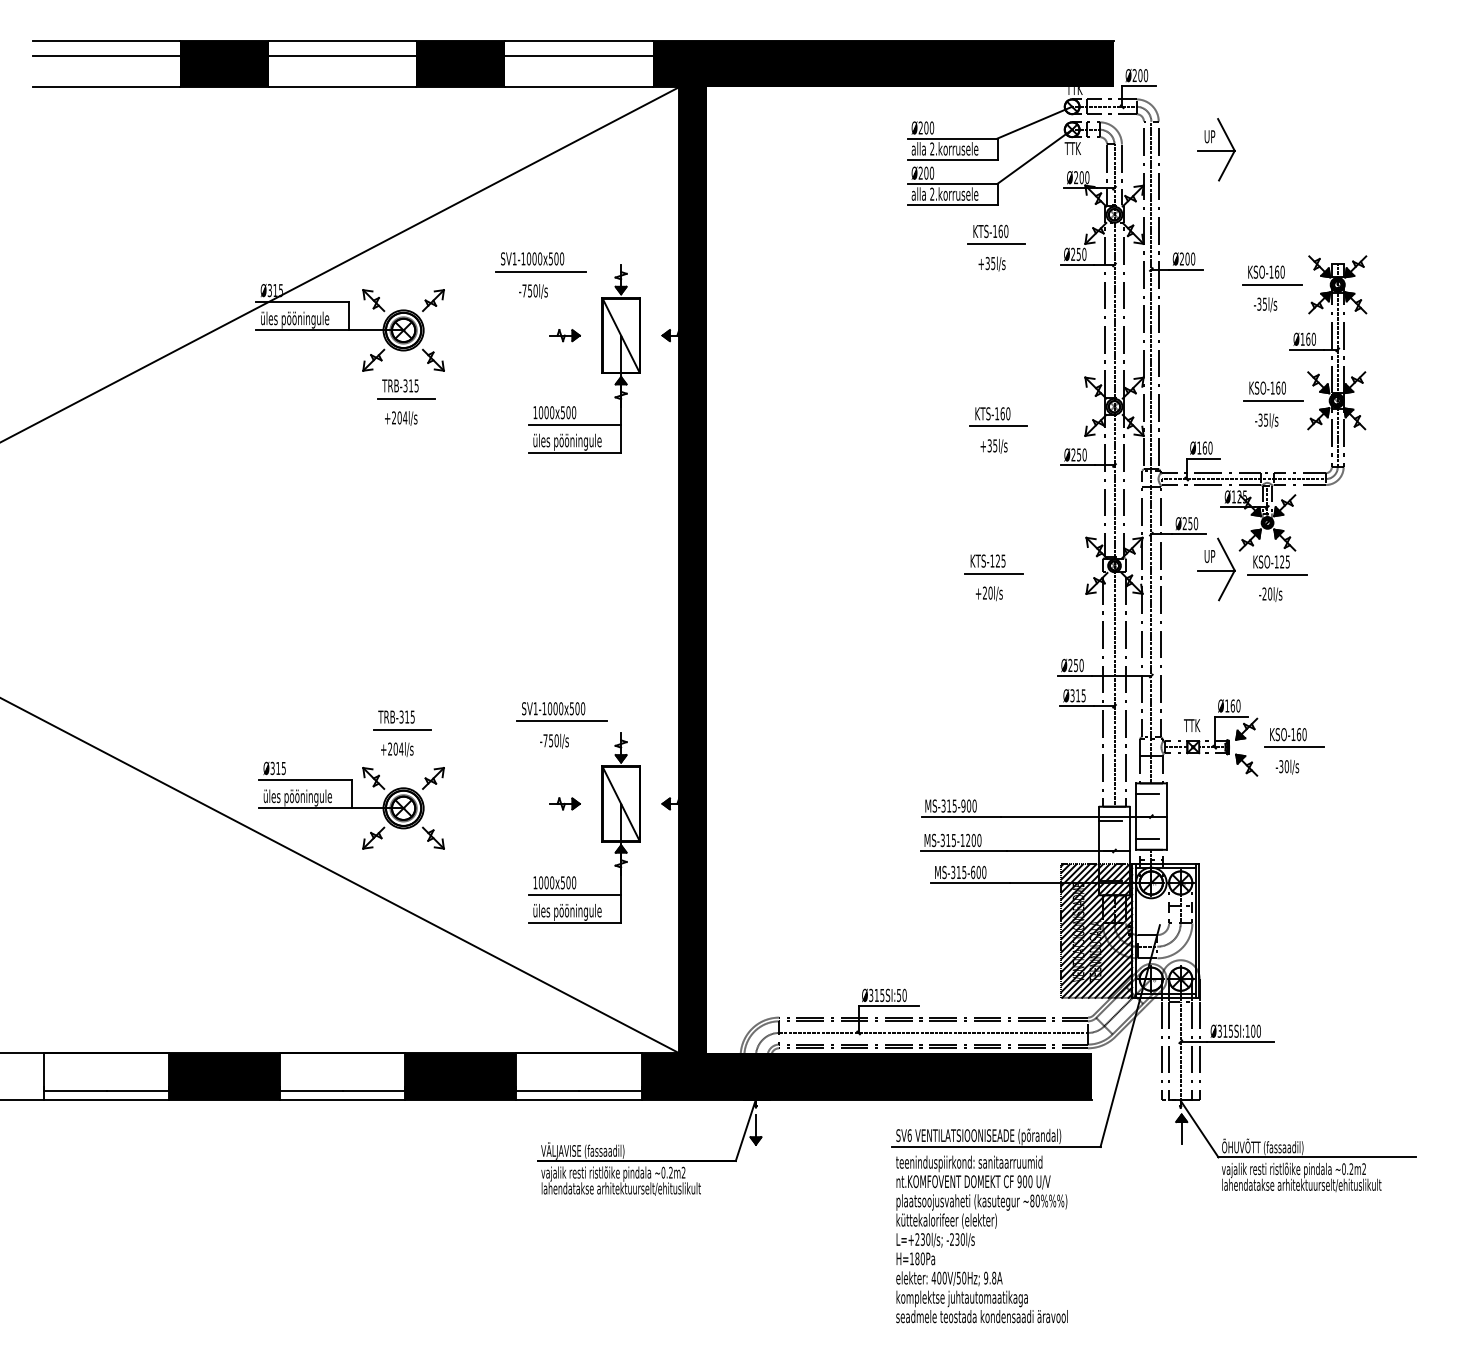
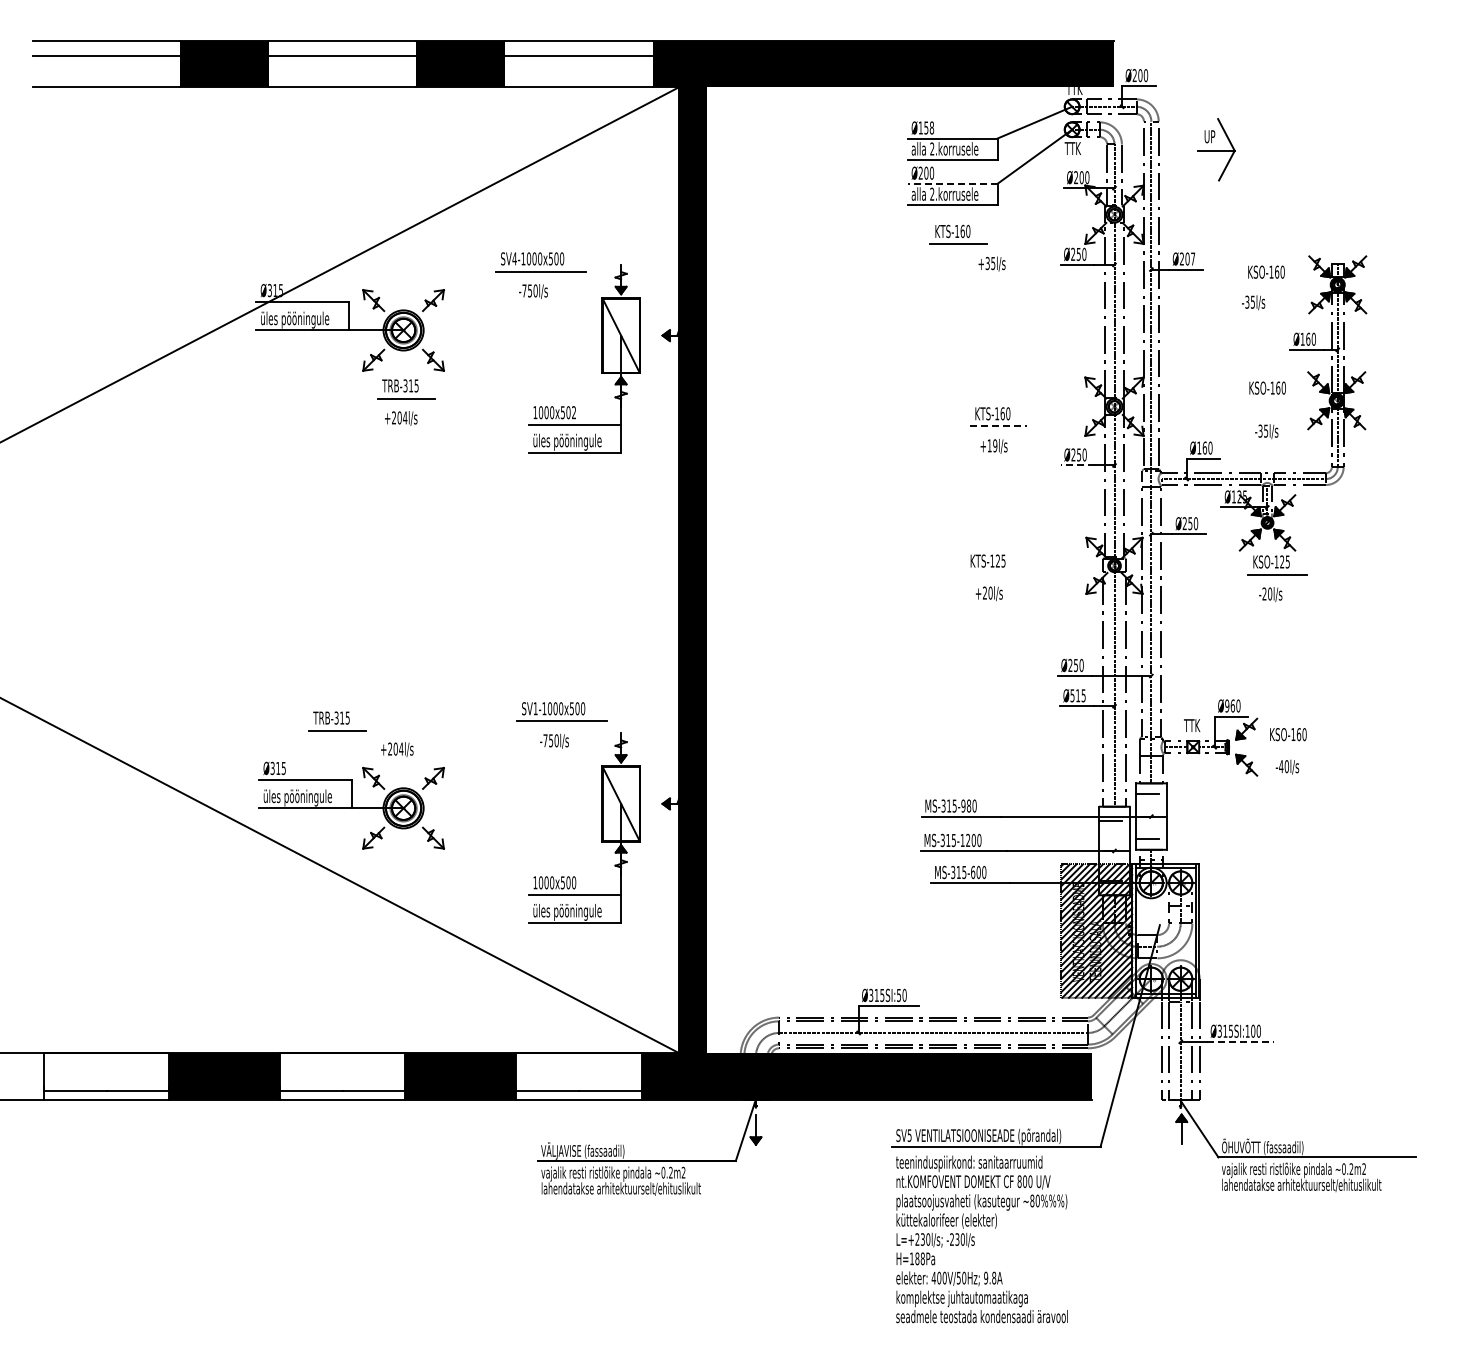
text: Ø200 -> Ø158 (926, 127)
line: solid -> dashed (952, 183)
part position: (996, 234) -> (958, 234) (958, 234)
text: SV1-1000x500 -> SV4-1000x500 (514, 258)
text: Ø200 -> Ø207 (1193, 258)
line: present -> none (1272, 284)
text position: (1265, 304) -> (1253, 302) (1253, 302)
part: present -> none (564, 335)
line: present -> none (1273, 400)
text: 1000x500 -> 1000x502 (574, 412)
text position: (1266, 420) -> (1266, 431) (1266, 431)
line: solid -> dashed (998, 426)
text: +35l/s -> +19l/s (992, 445)
line: solid -> dashed (1077, 465)
part: present -> none (1216, 569)
line: present -> none (993, 573)
text: Ø315 -> Ø515 (1072, 694)
text: Ø160 -> Ø960 (1227, 705)
part position: (402, 720) -> (337, 721) (337, 721)
line: present -> none (1294, 747)
text: -30l/s -> -40l/s (1281, 766)
part: present -> none (564, 803)
text: MS-315-900 -> MS-315-980 (968, 806)
line: solid -> dashed (1241, 1041)
text: SV6 -> SV5 (909, 1135)
text: 900 -> 800 (1019, 1181)
text: H=180Pa -> H=188Pa (922, 1258)
